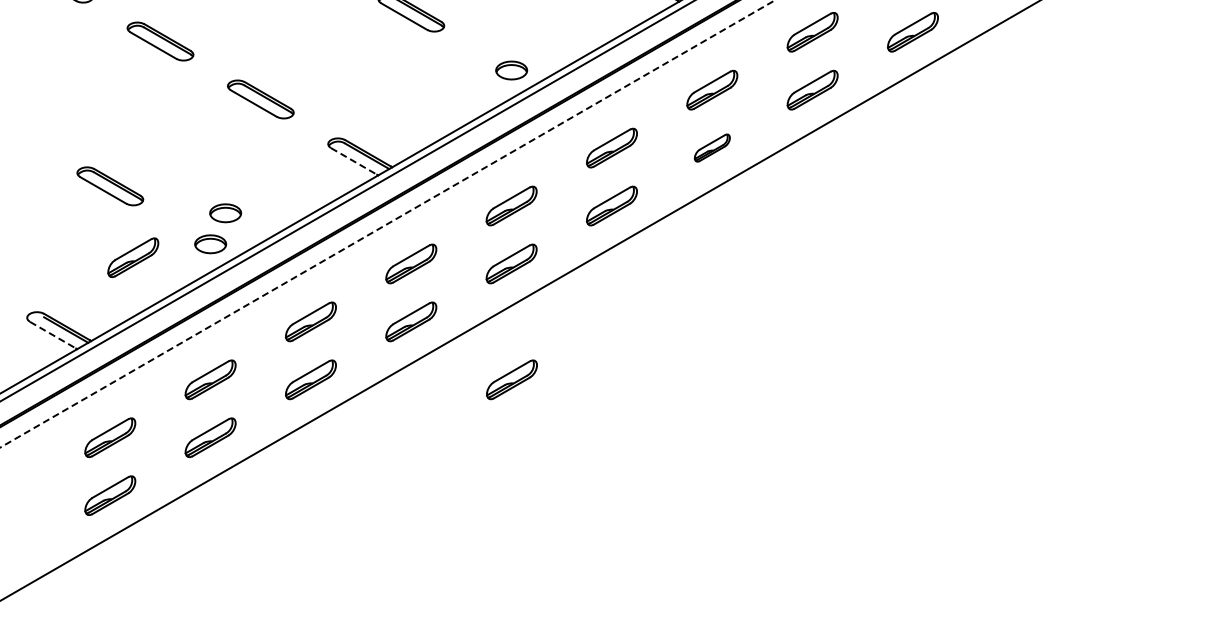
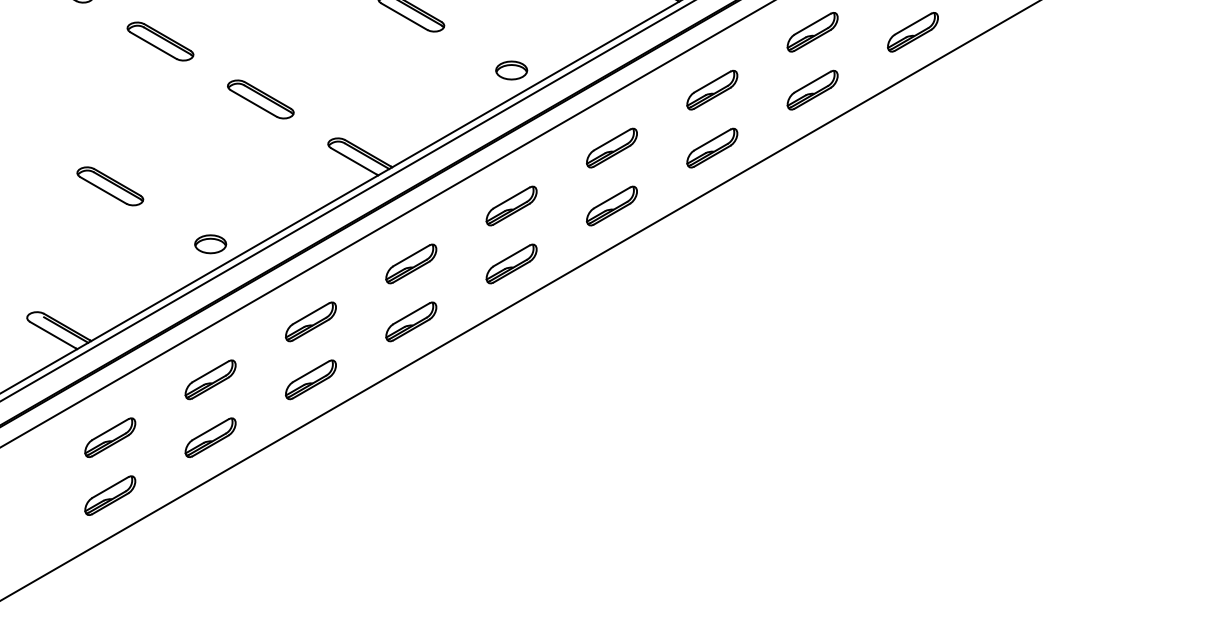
part size: 38x30 px -> 53x42 px (712, 147)
line: dashed -> solid (354, 161)
part: present -> none (225, 213)
line: dashed -> solid (388, 223)
part: present -> none (133, 257)
line: dashed -> solid (53, 335)
part: present -> none (511, 379)
